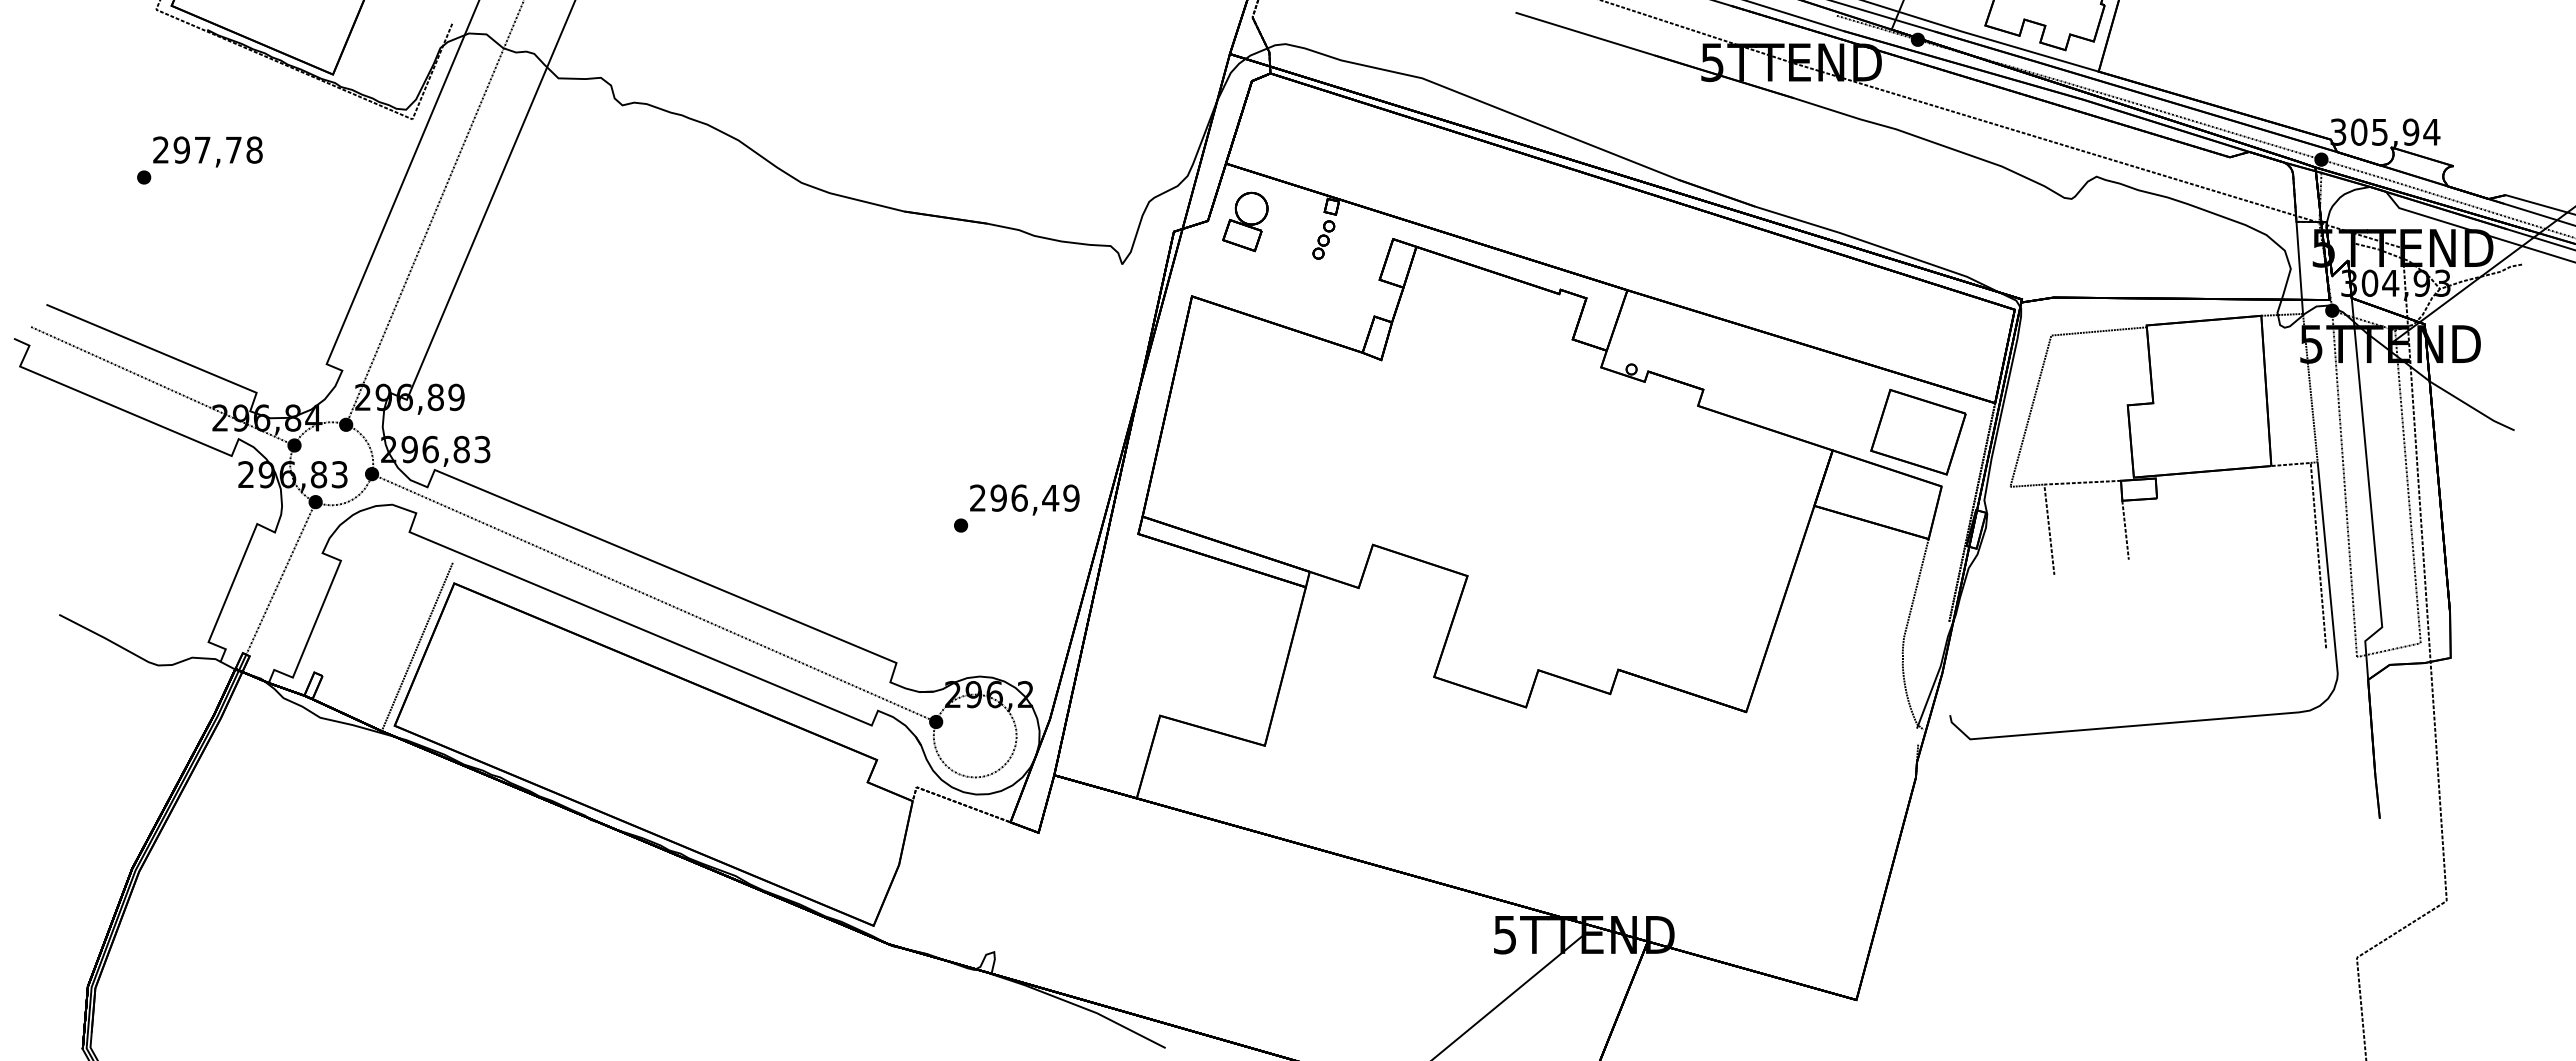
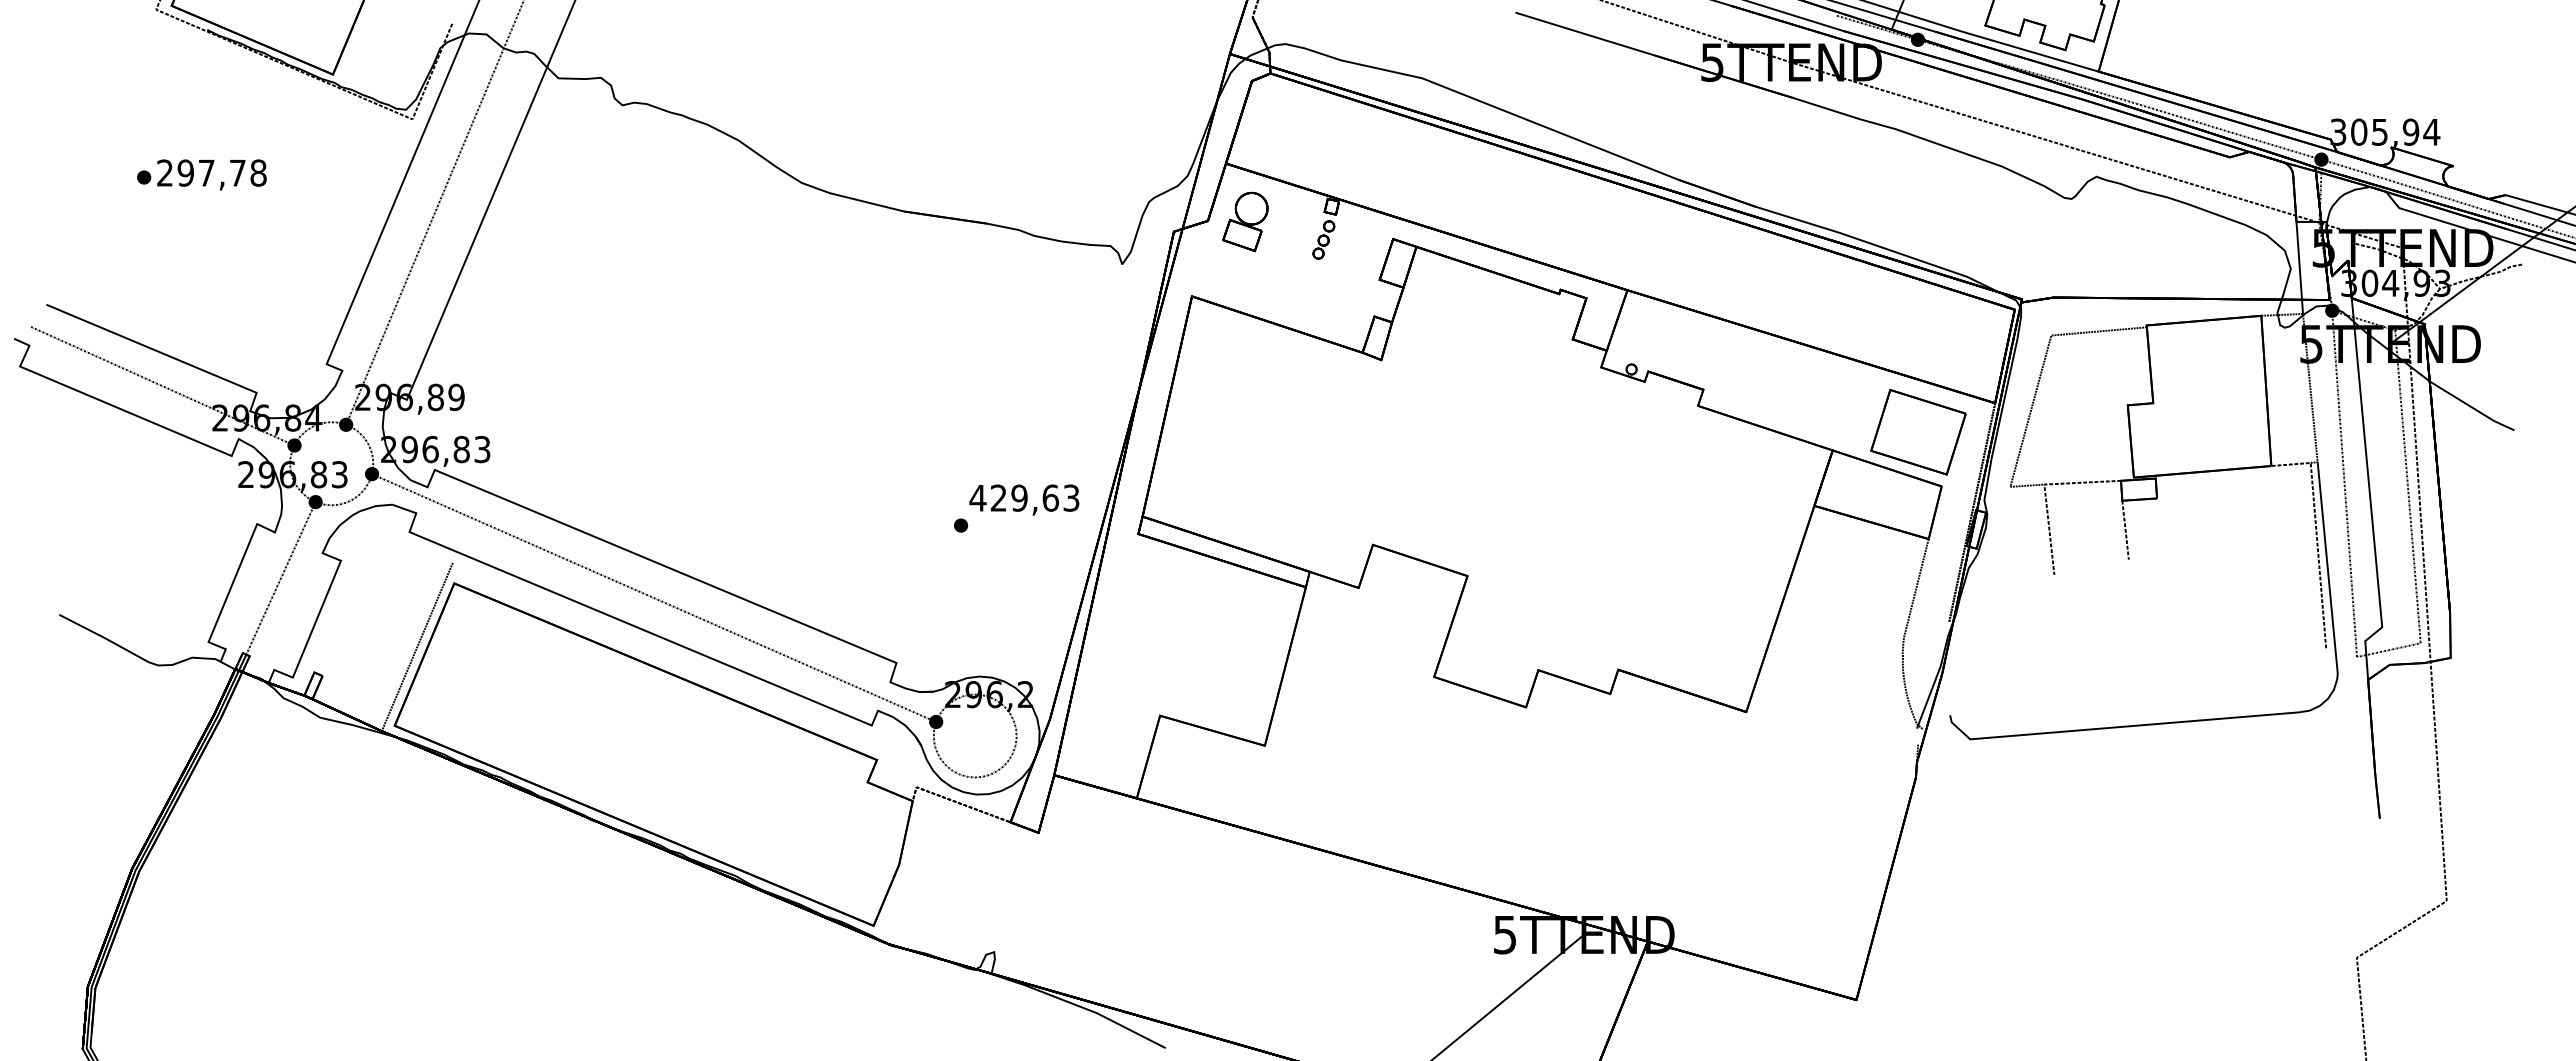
text position: (207, 151) -> (211, 174) (211, 174)
text: 296,49 -> 429,63 (1024, 497)
